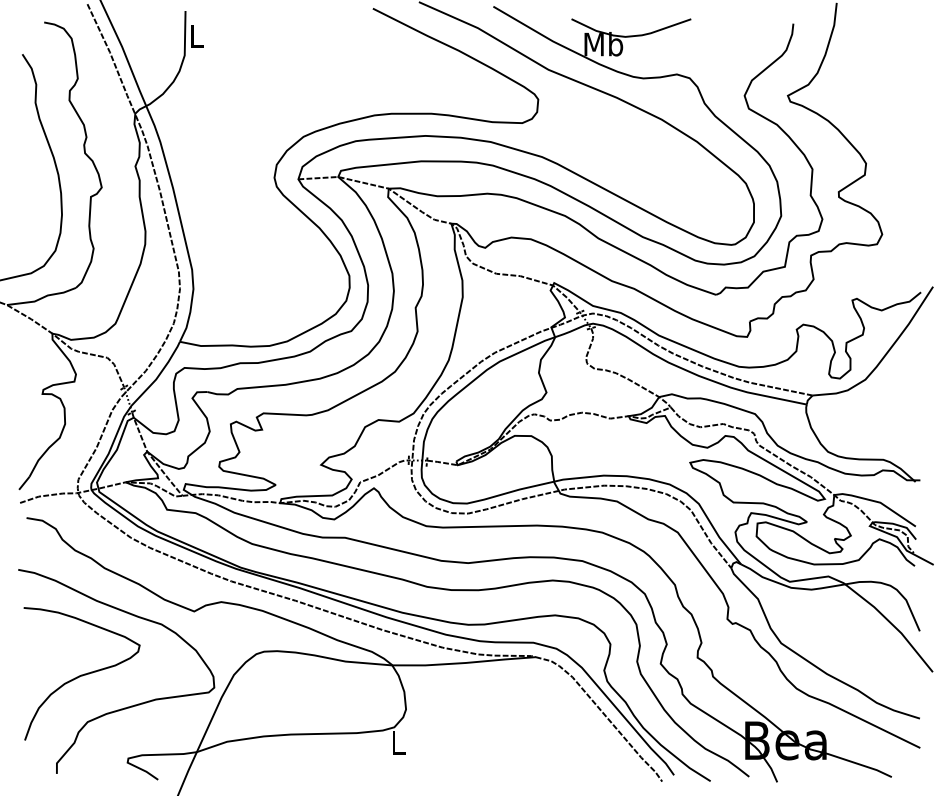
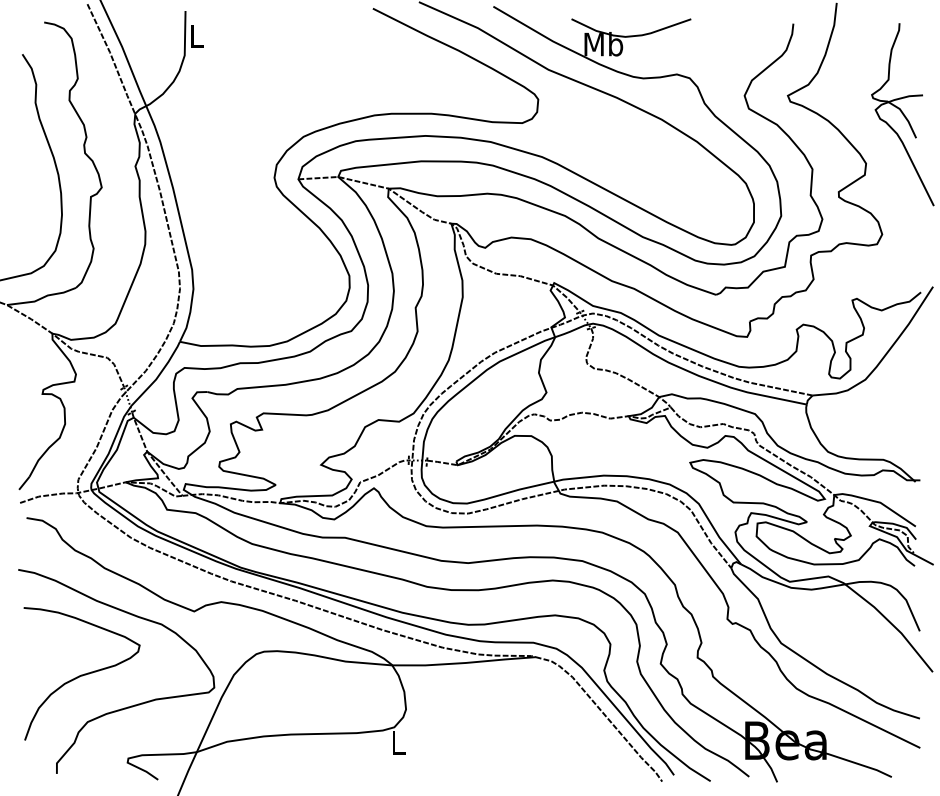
part: none -> present (902, 114)
